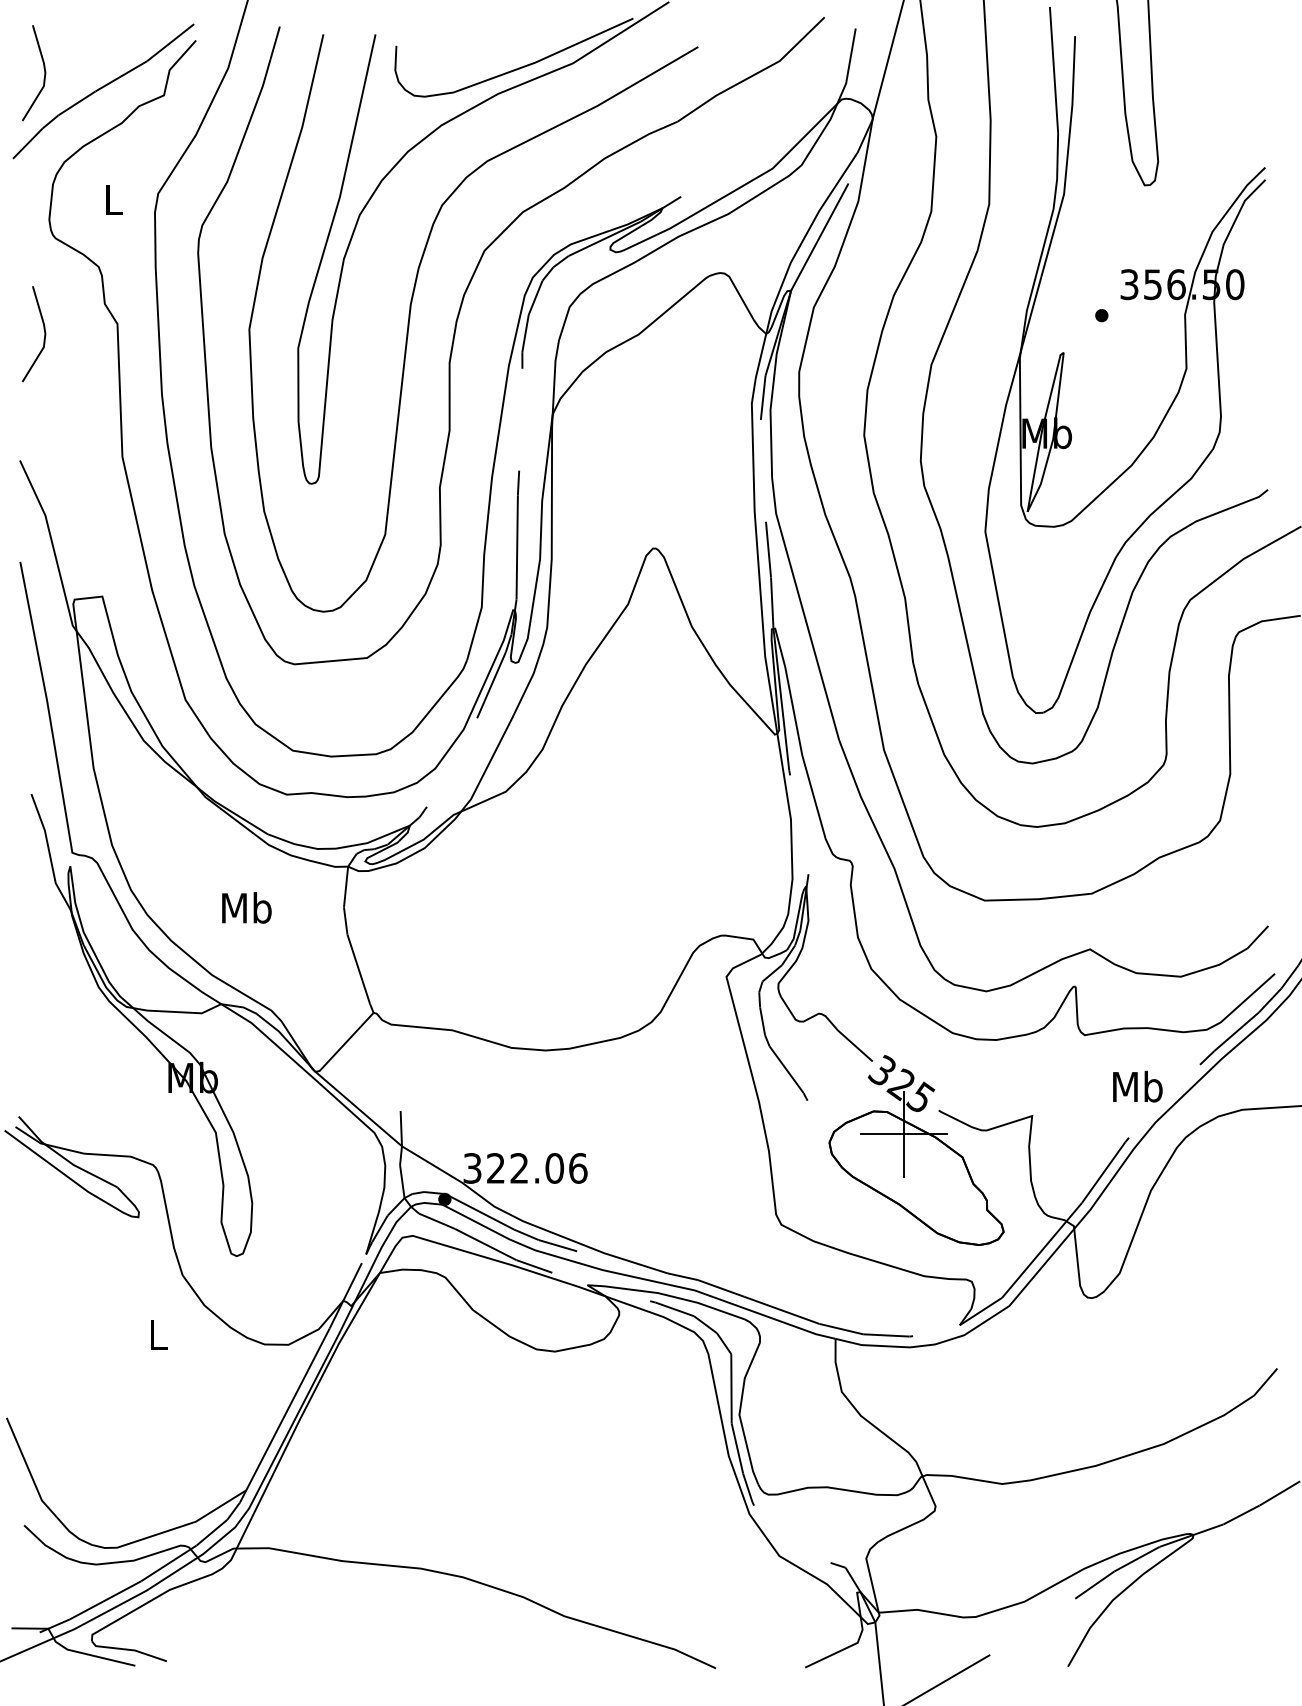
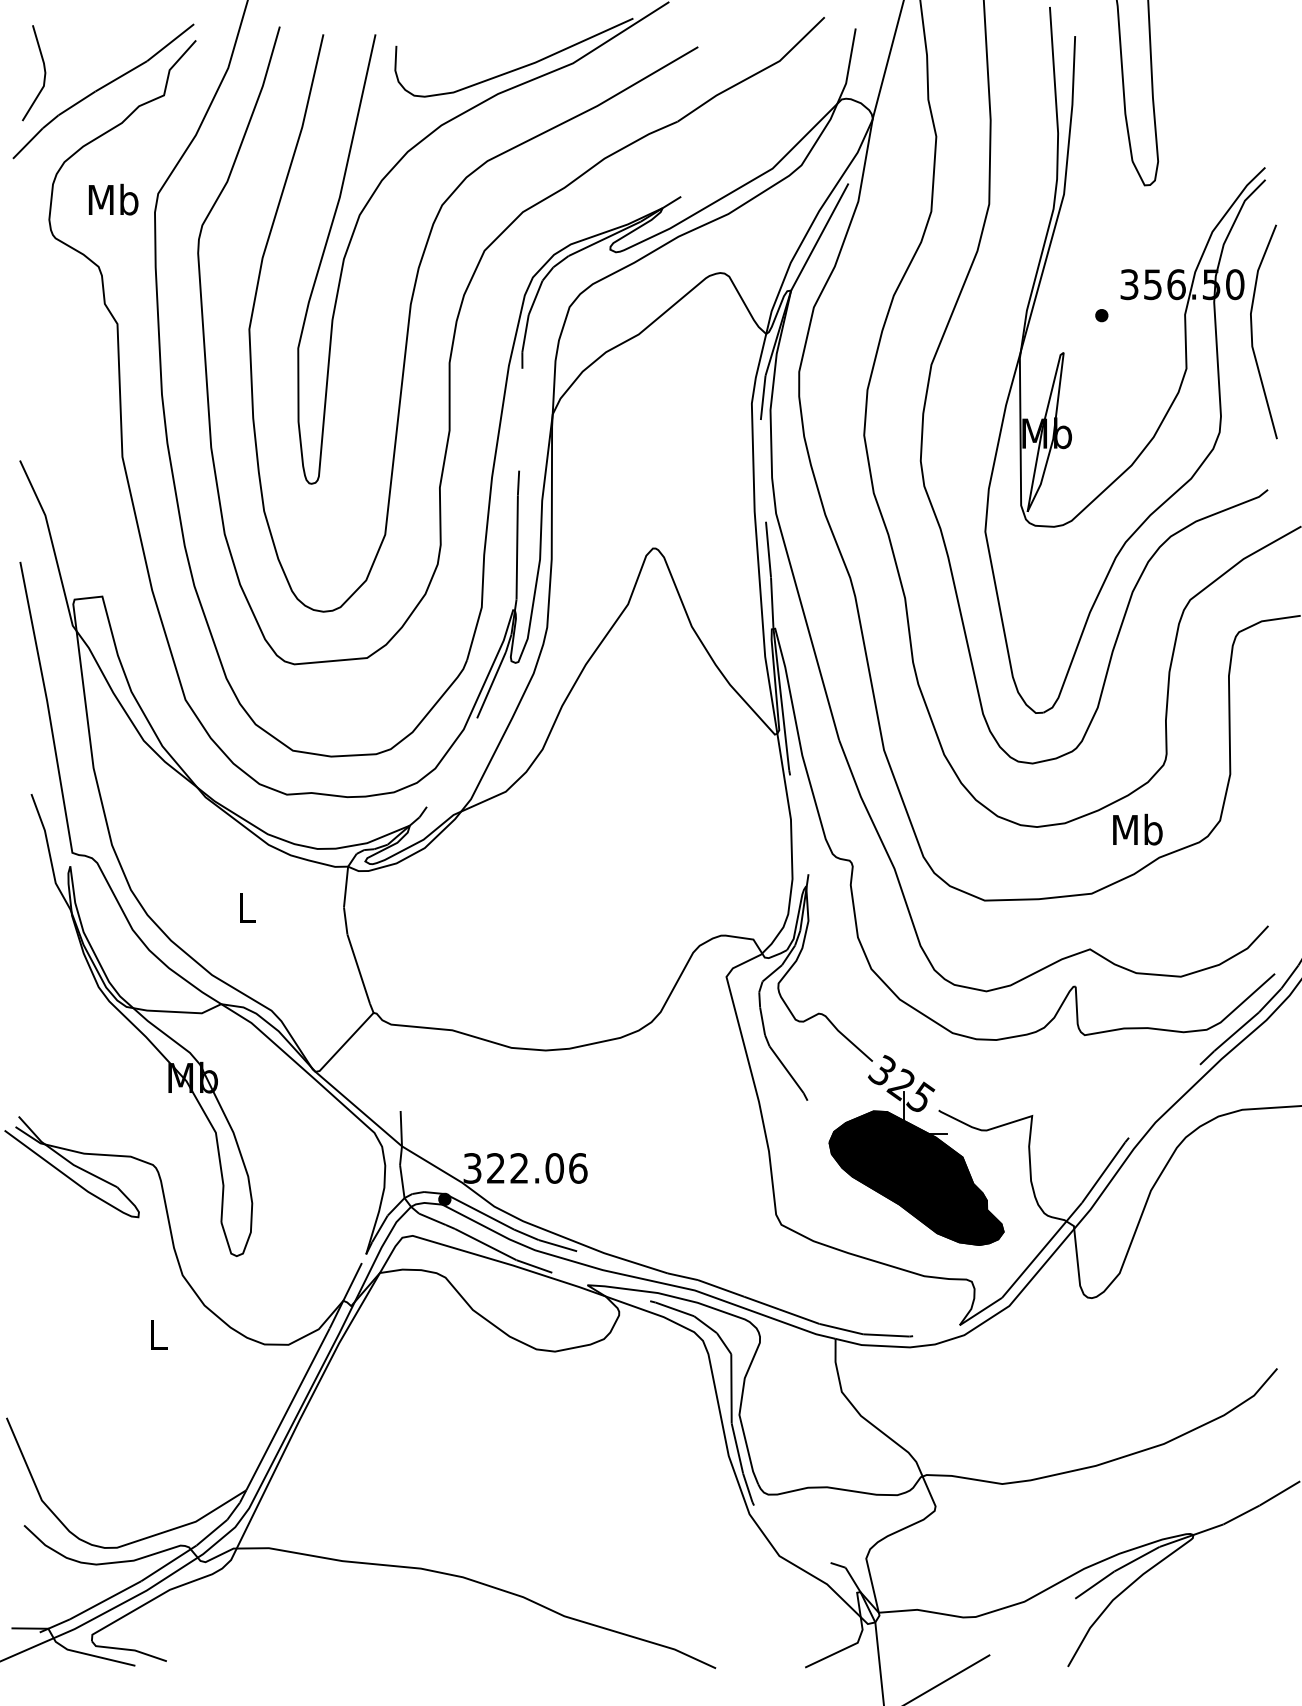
text: L -> Mb (113, 199)
line: none -> present (1252, 331)
line: present -> none (44, 334)
text: Mb -> L (246, 907)
text position: (1137, 1086) -> (1137, 829) (1137, 829)
fill: none -> present (916, 1178)
